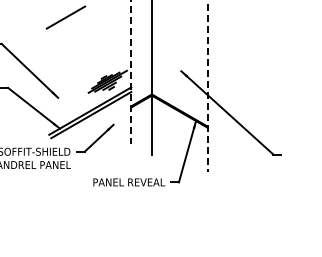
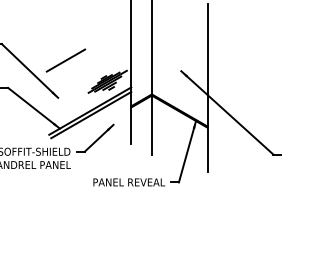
line position: (65, 17) -> (65, 60) (65, 60)
line: dashed -> solid (131, 72)
line: dashed -> solid (207, 87)
